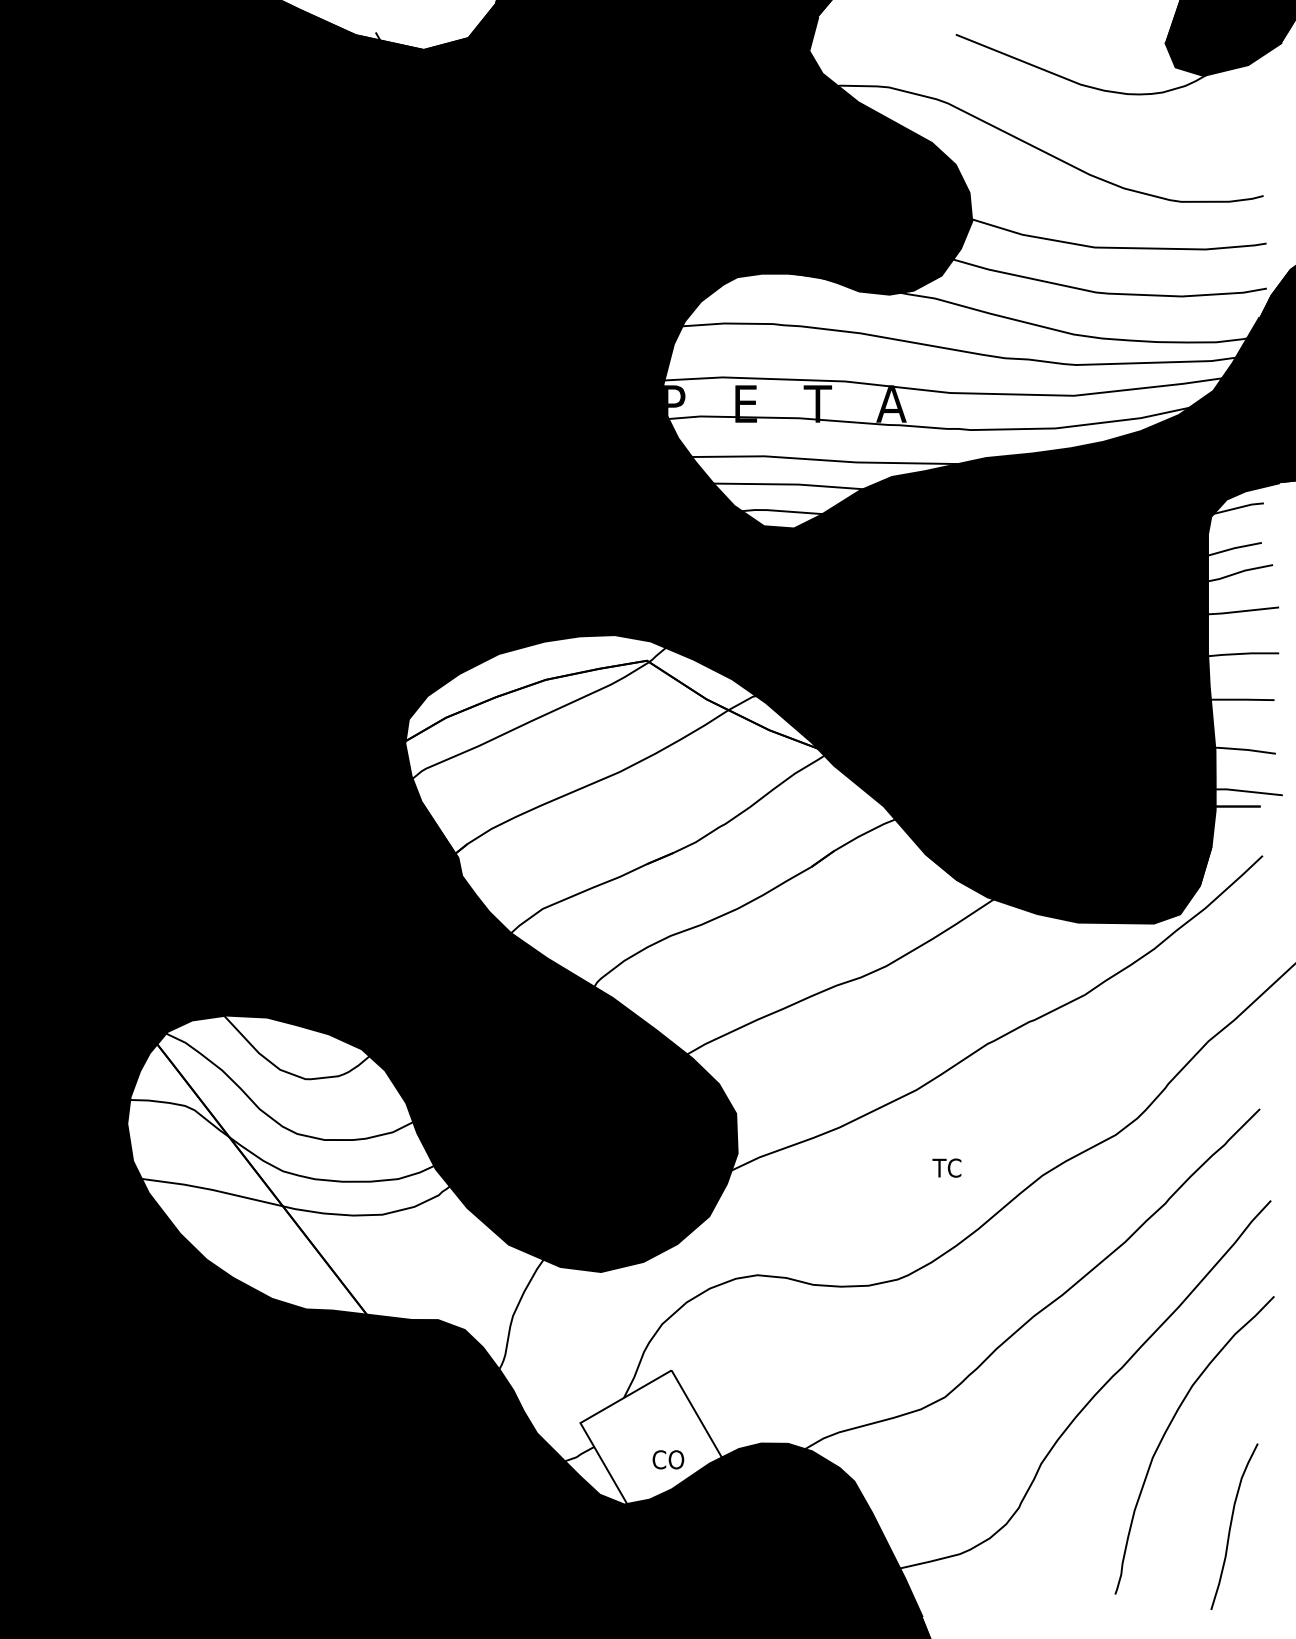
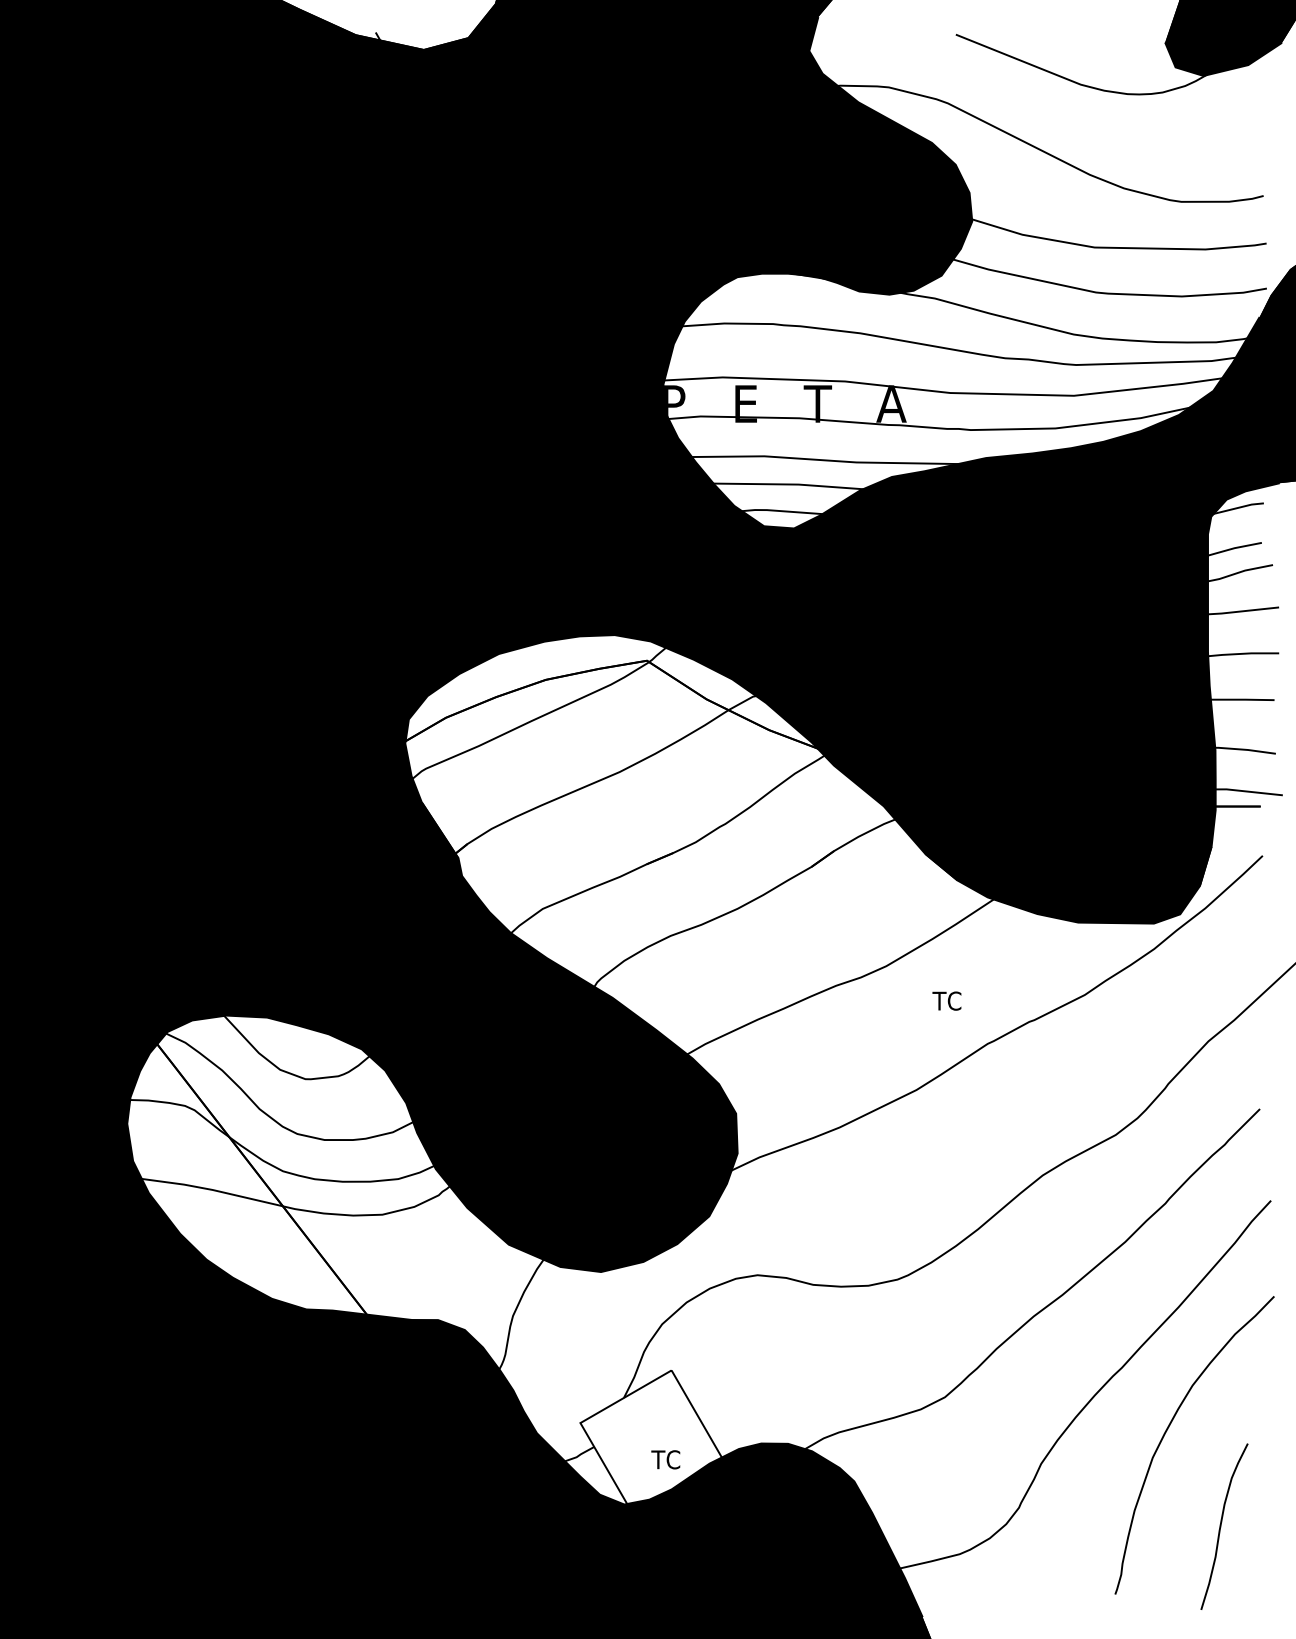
text position: (946, 1167) -> (946, 1000) (946, 1000)
text: CO -> TC (667, 1459)
curve position: (1231, 1526) -> (1221, 1526) (1221, 1526)
